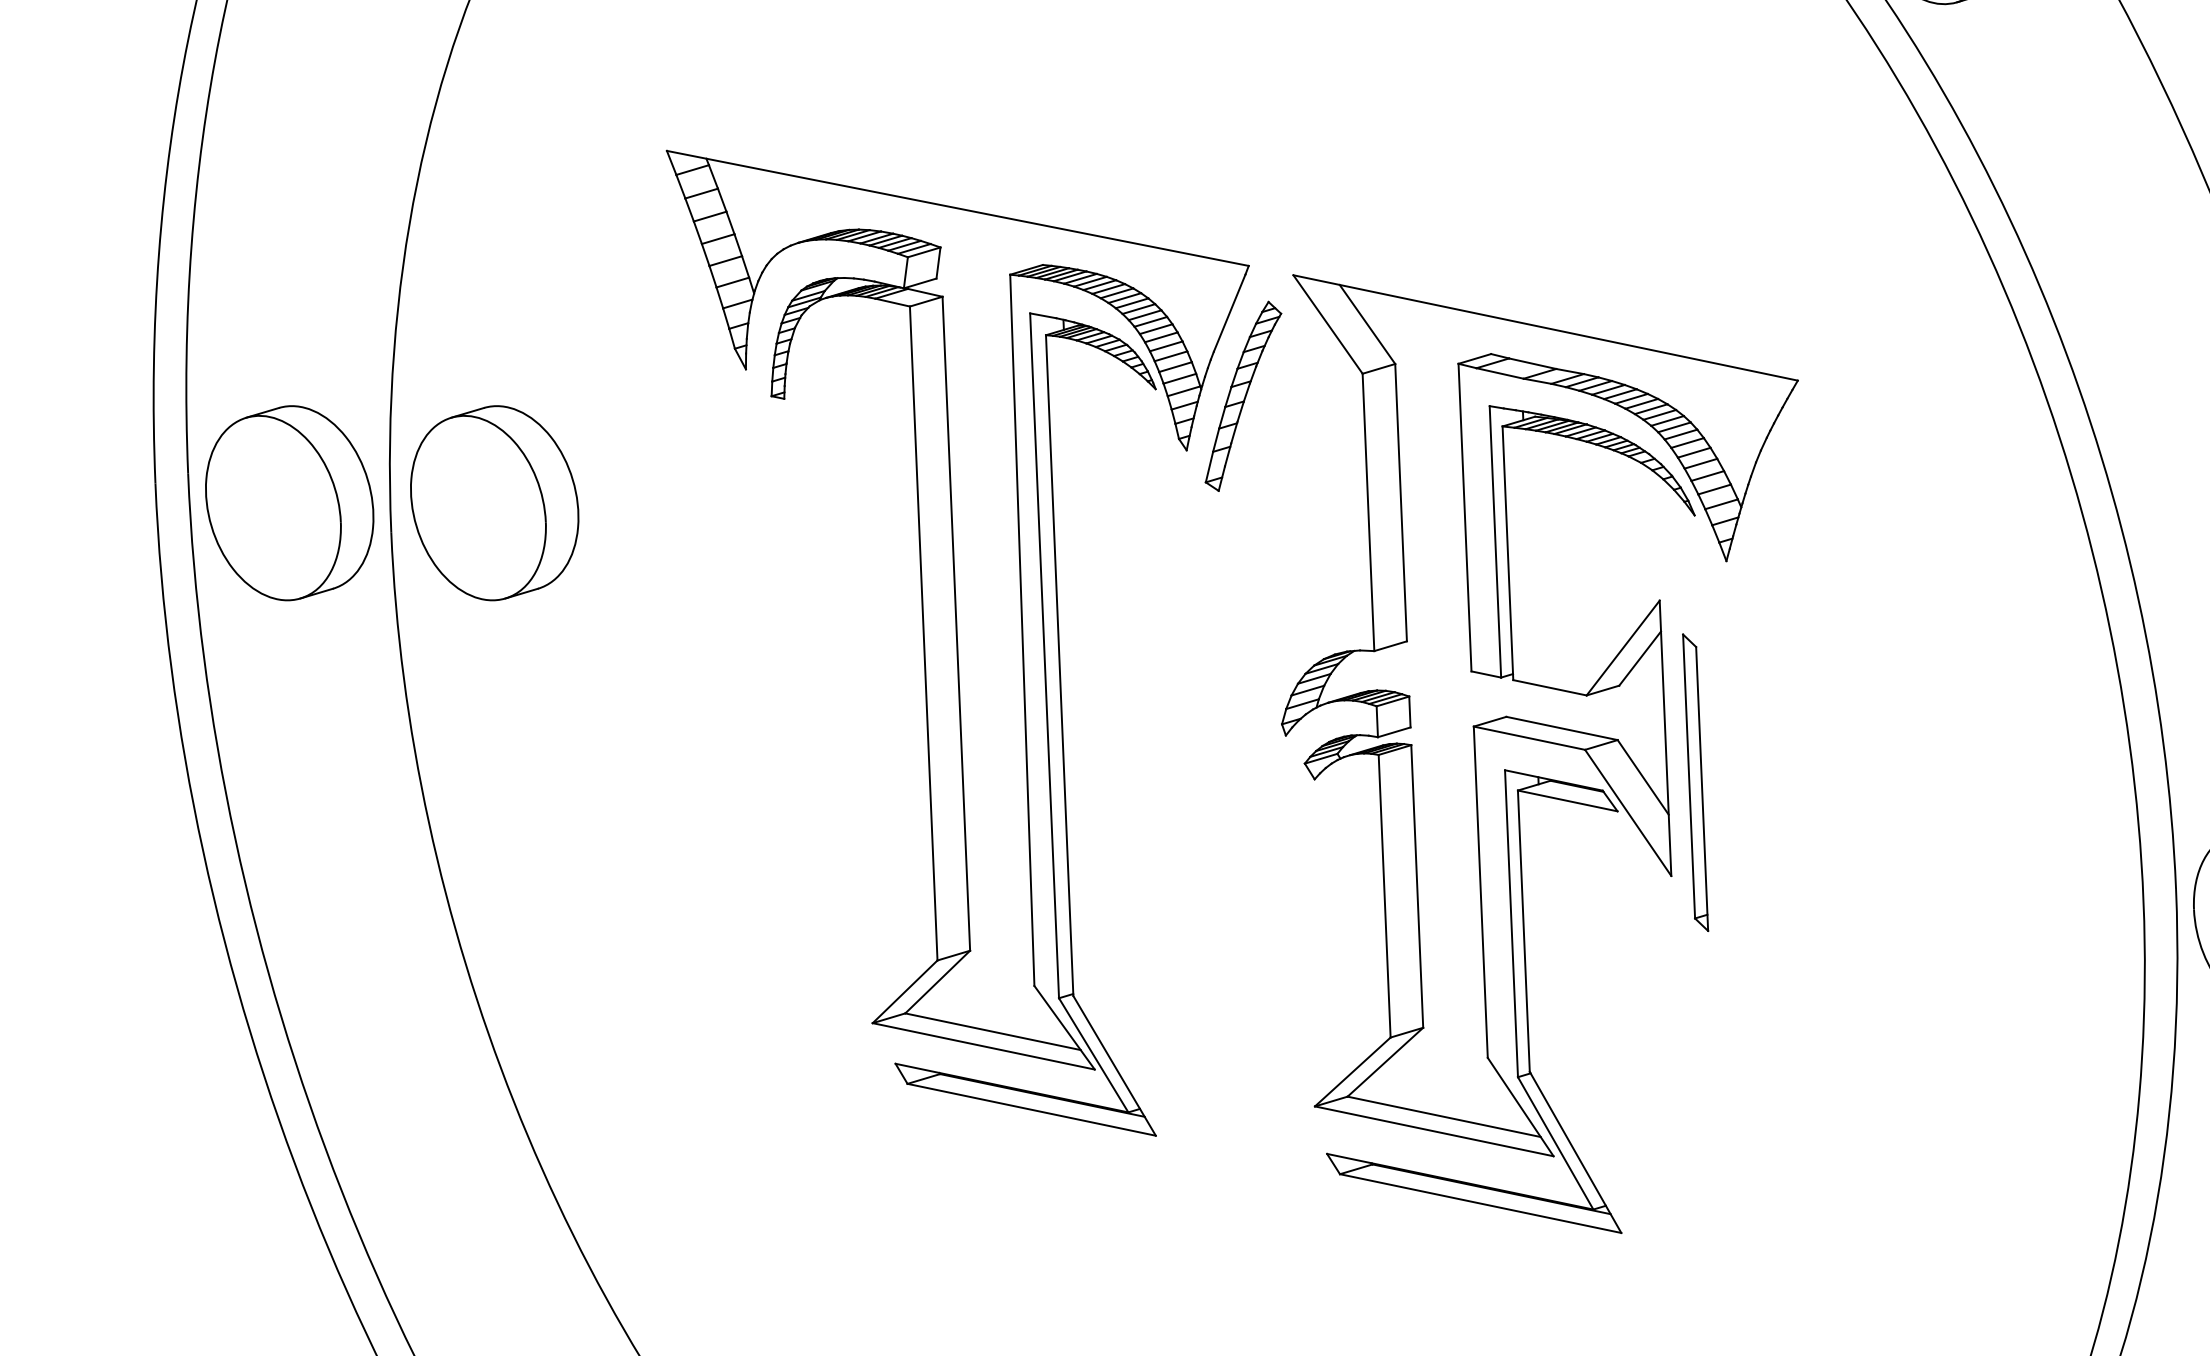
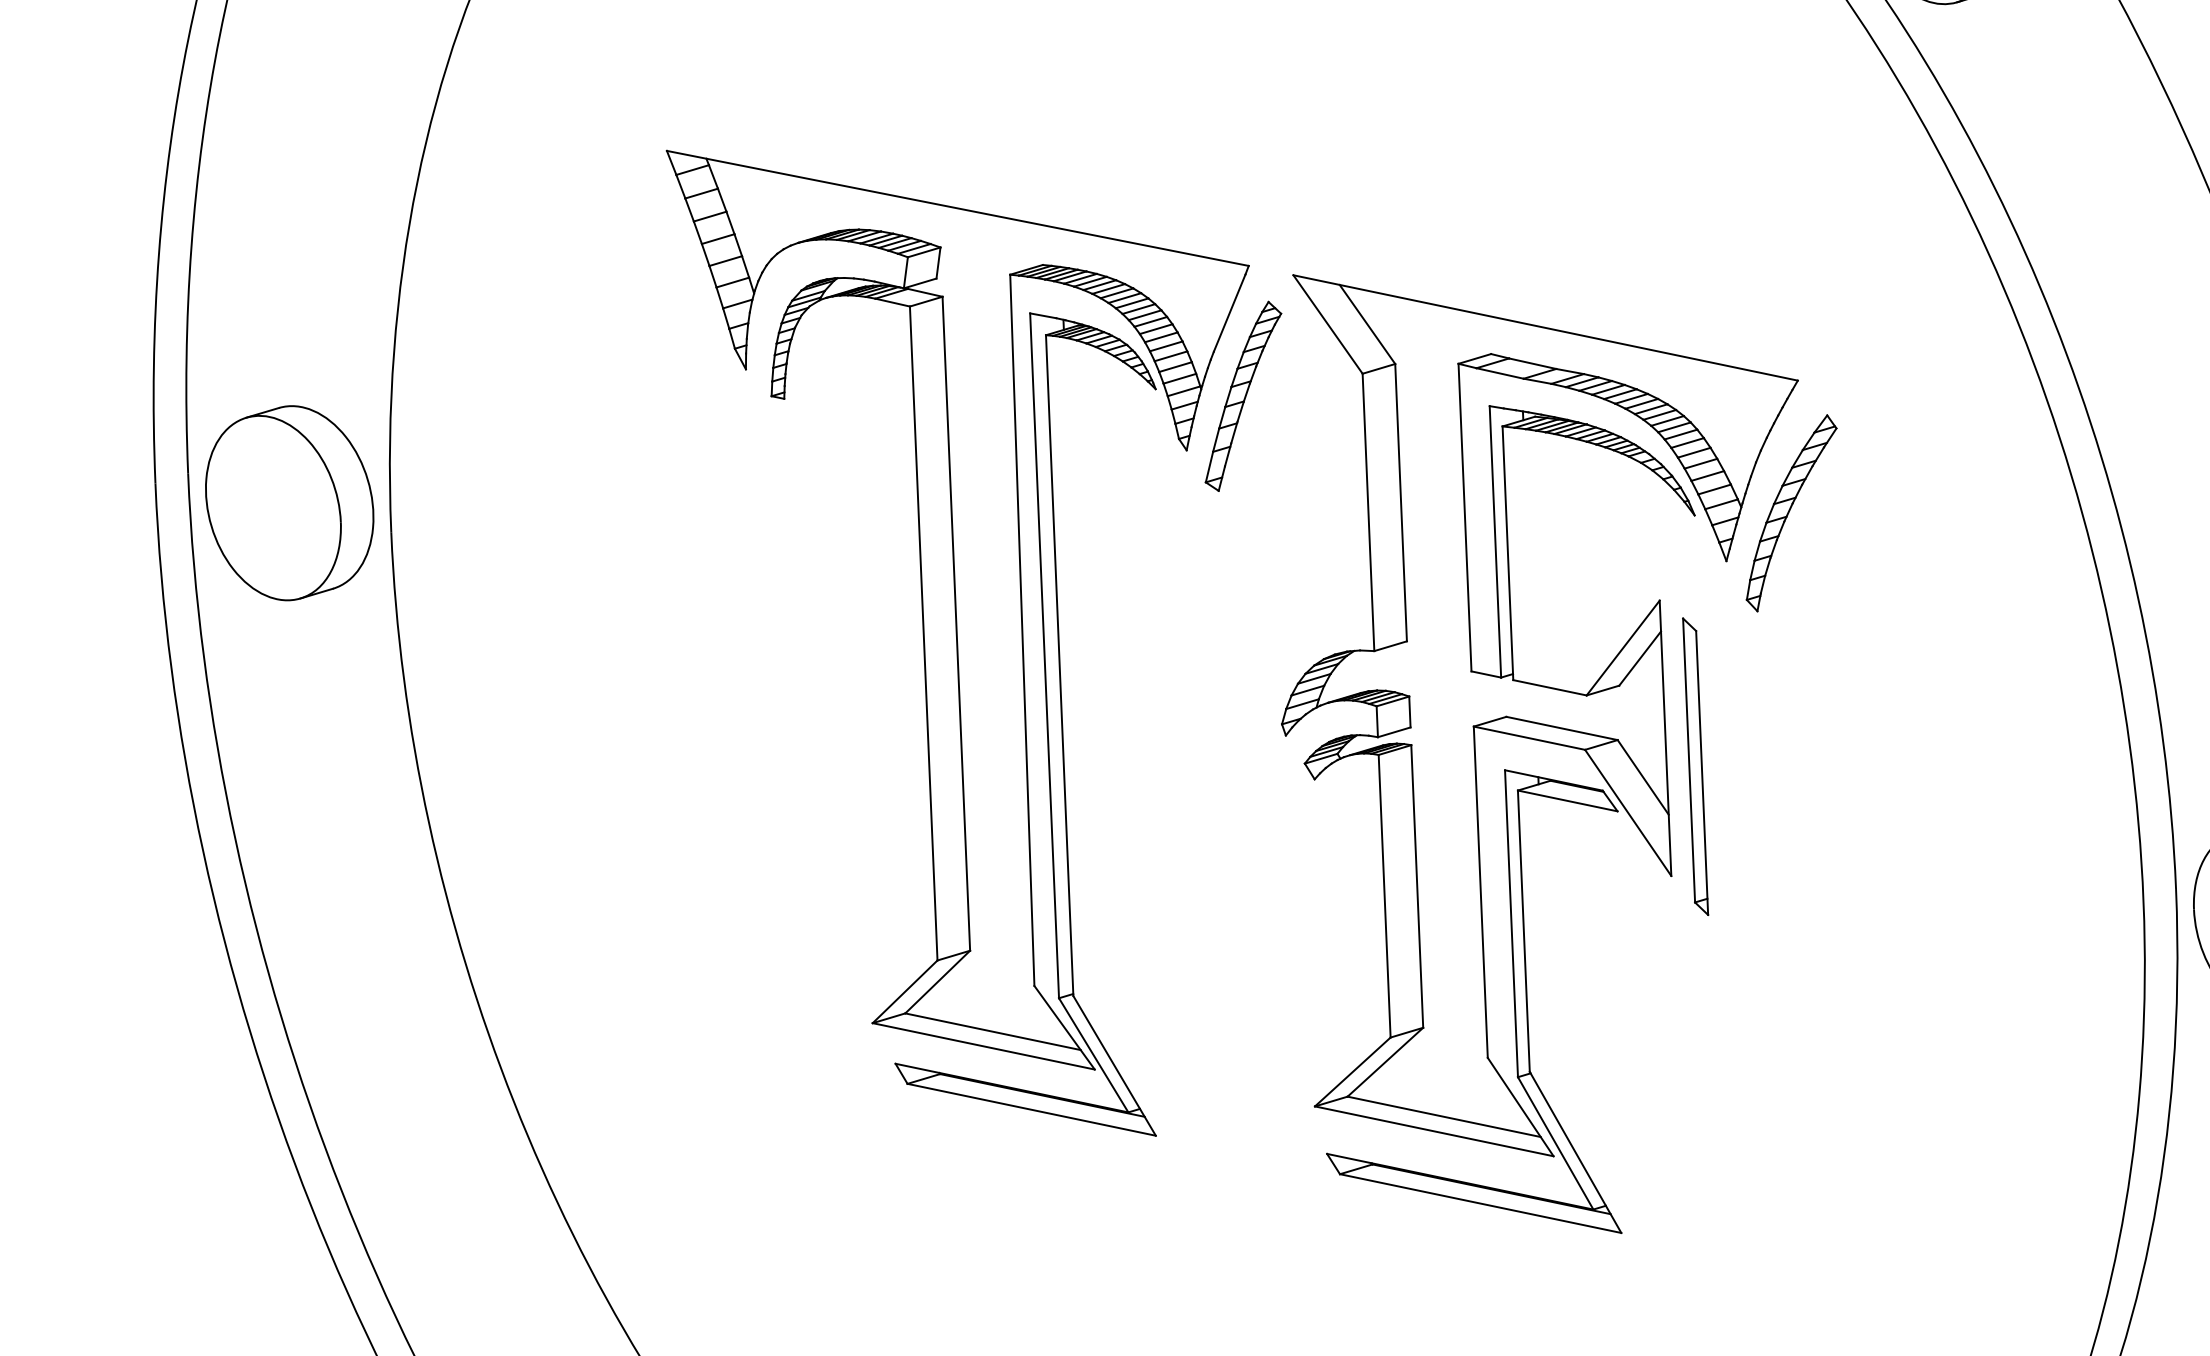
part: present -> none (494, 503)
part: none -> present (1791, 513)
part position: (1695, 782) -> (1695, 766) (1695, 766)
